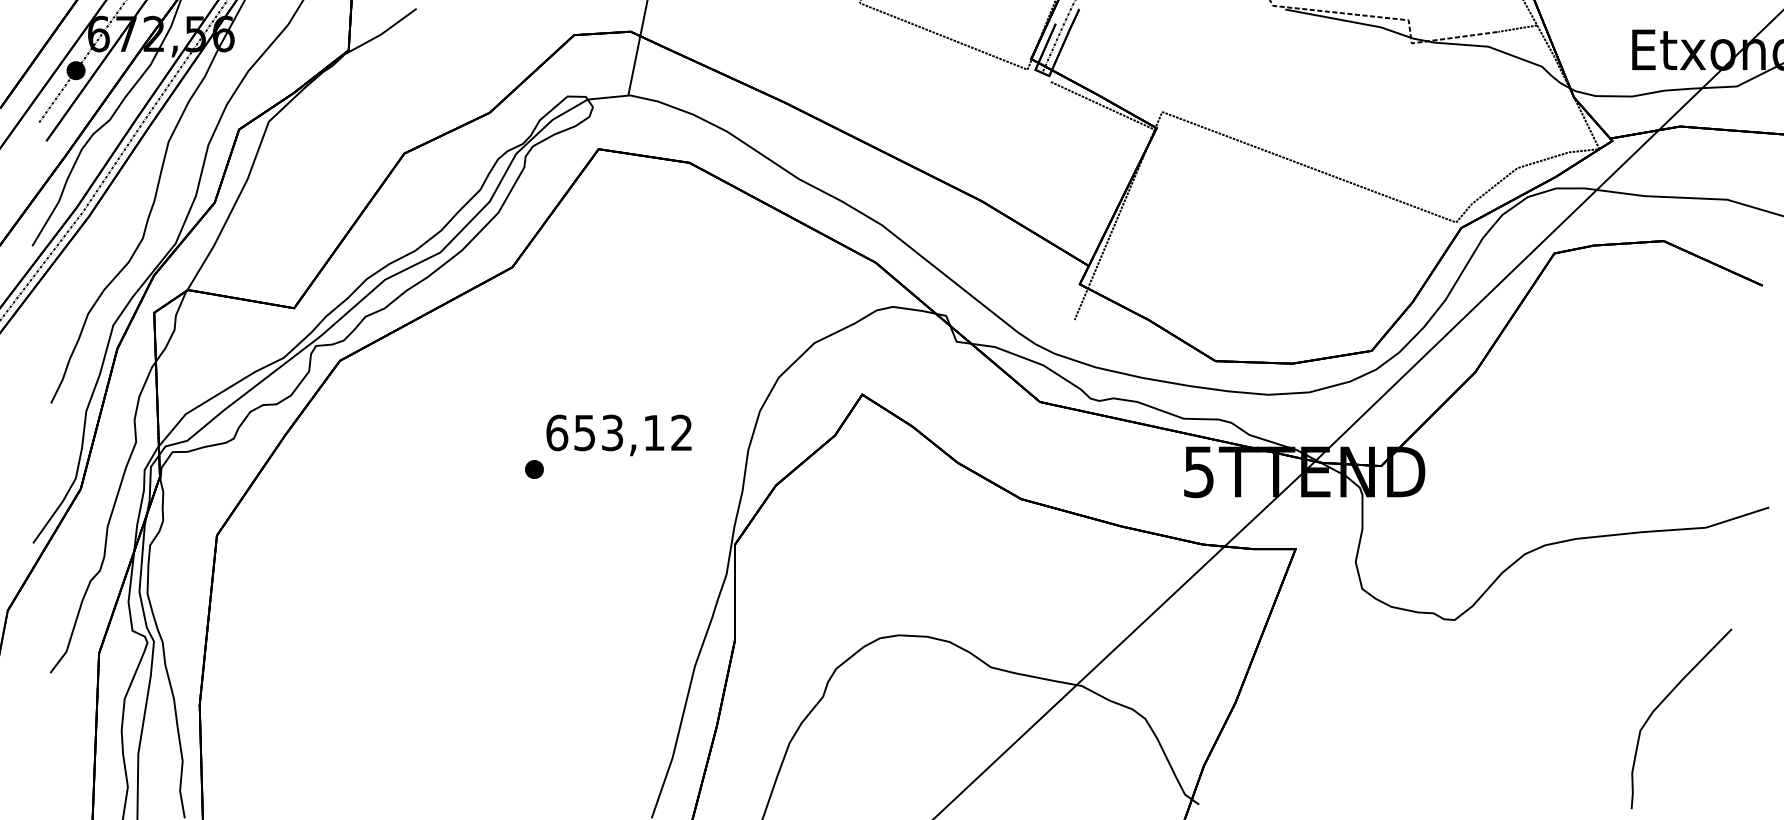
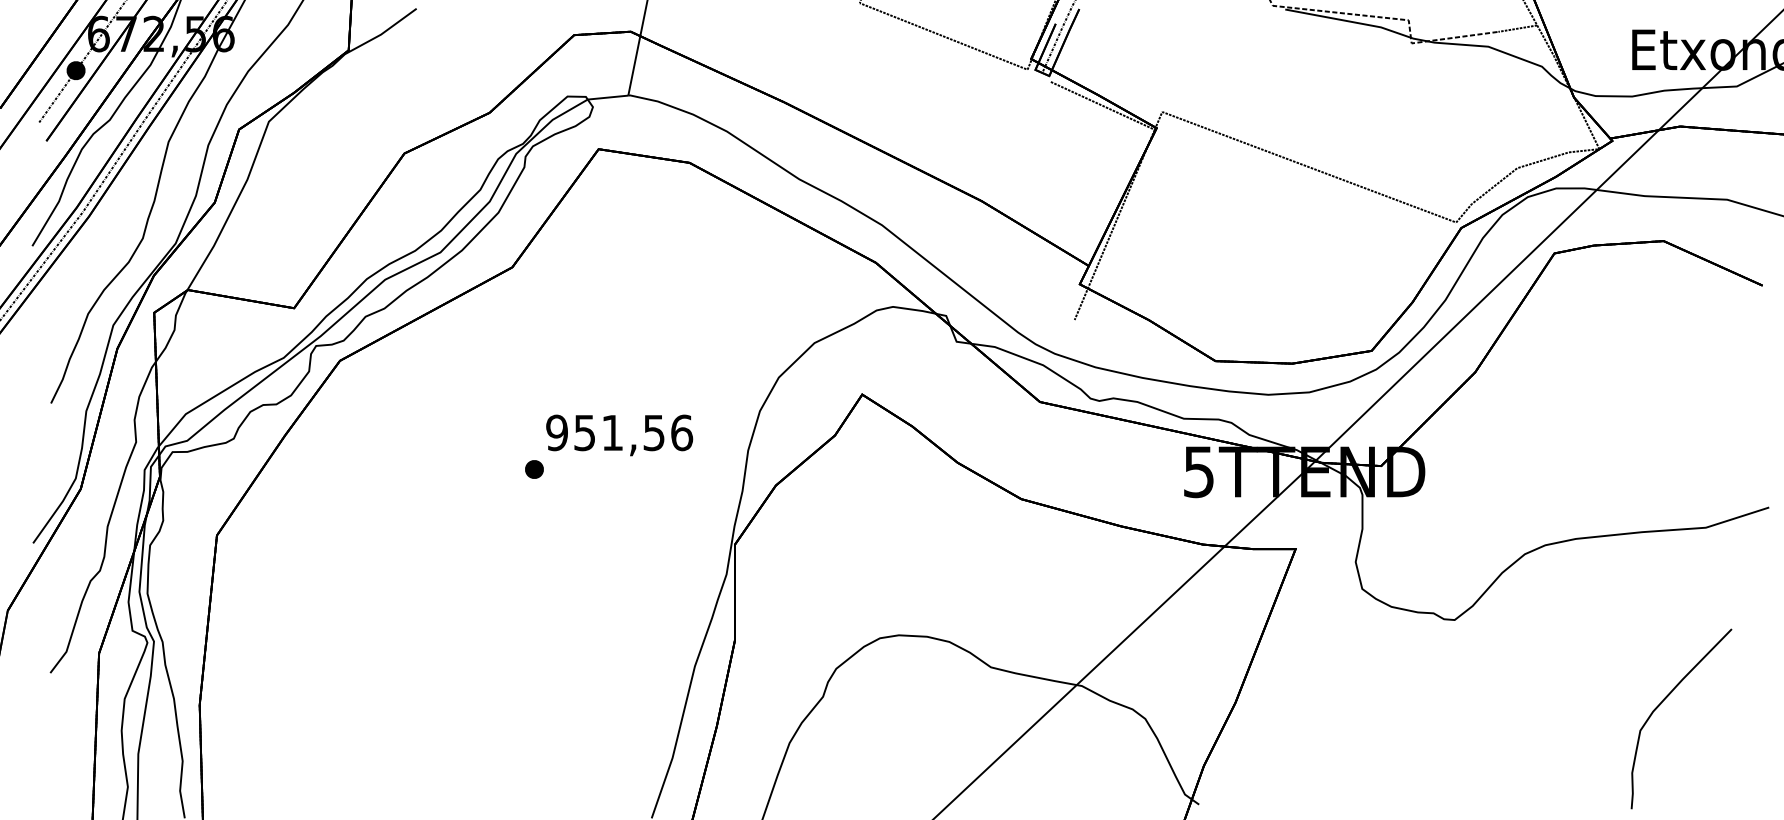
text: 653,12 -> 951,56 (619, 432)
